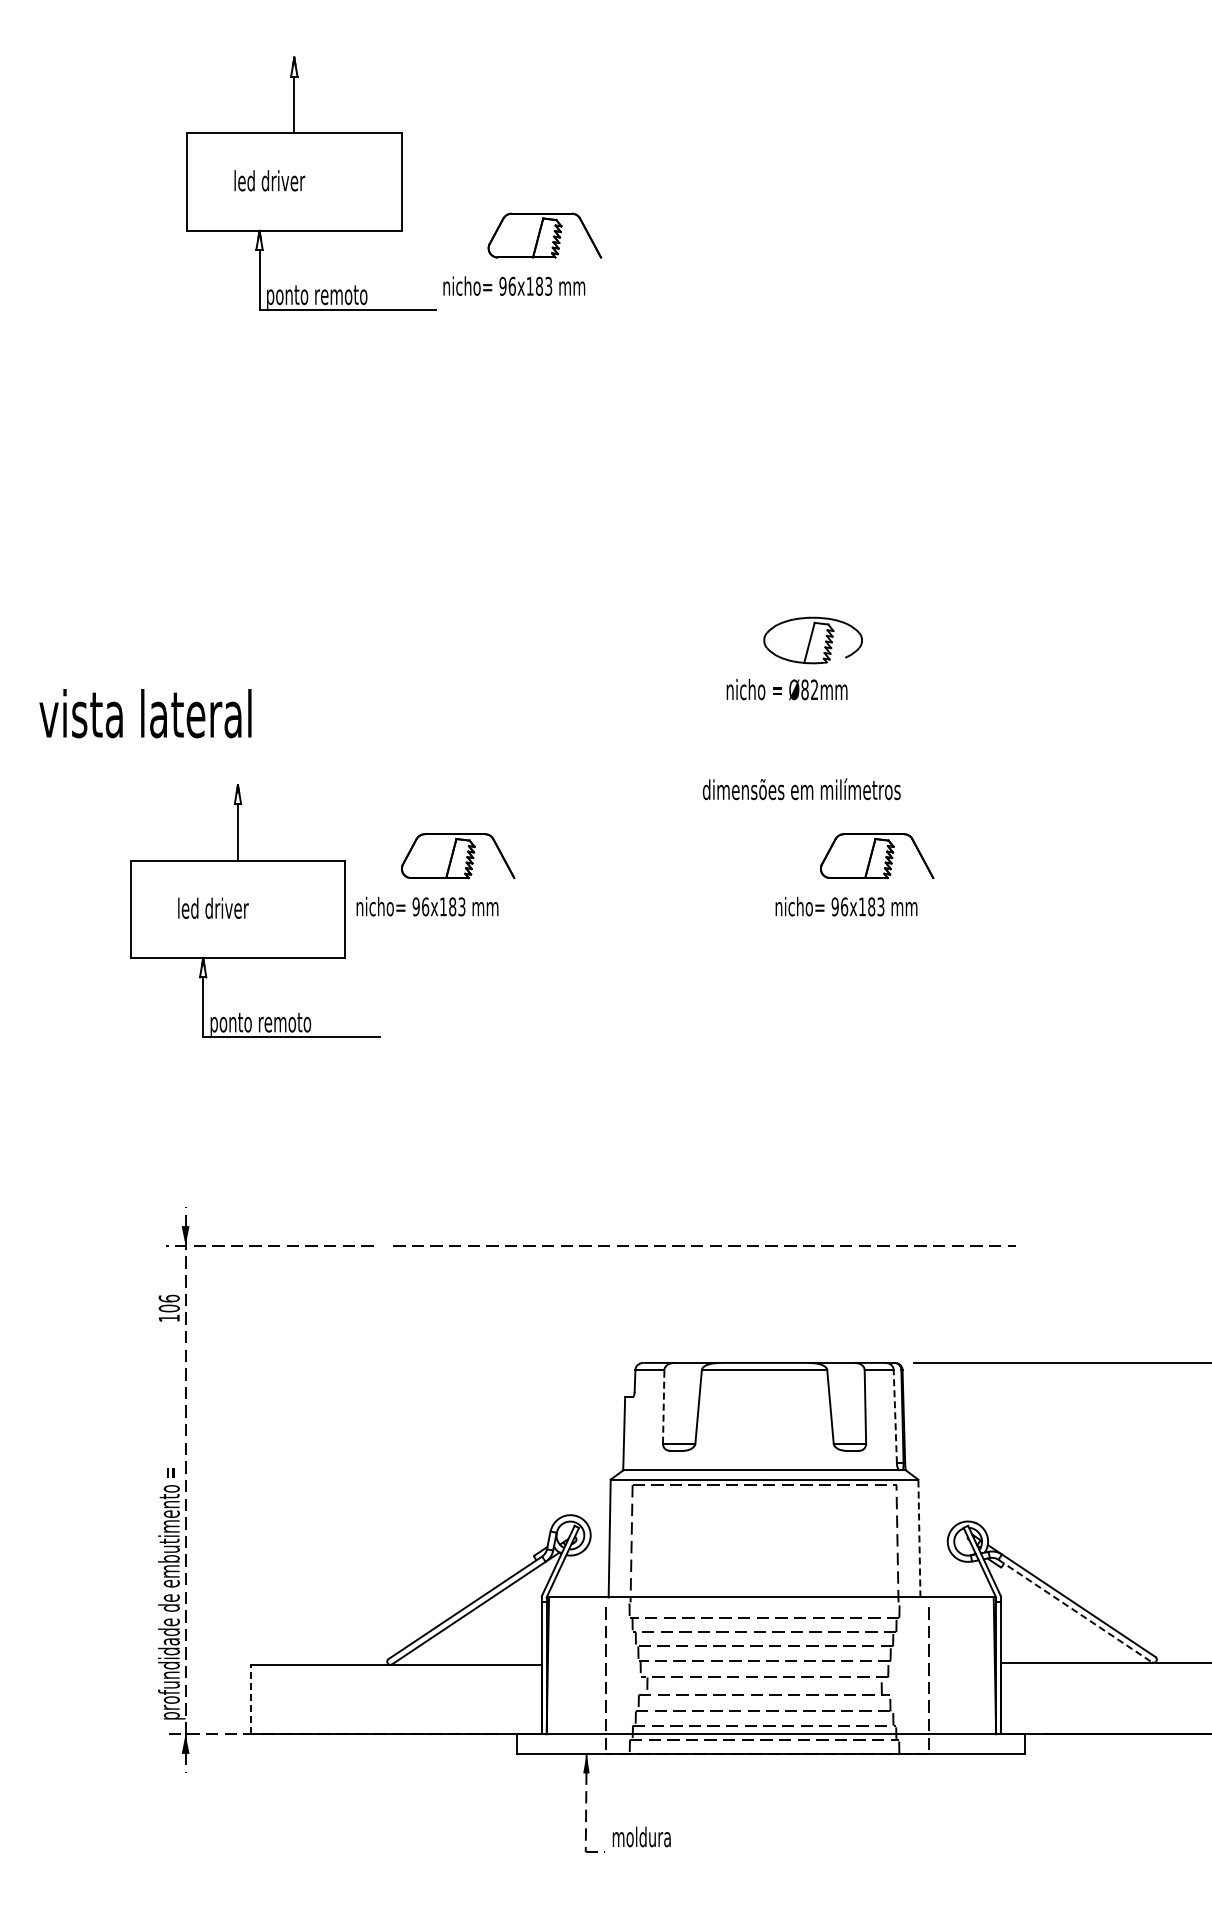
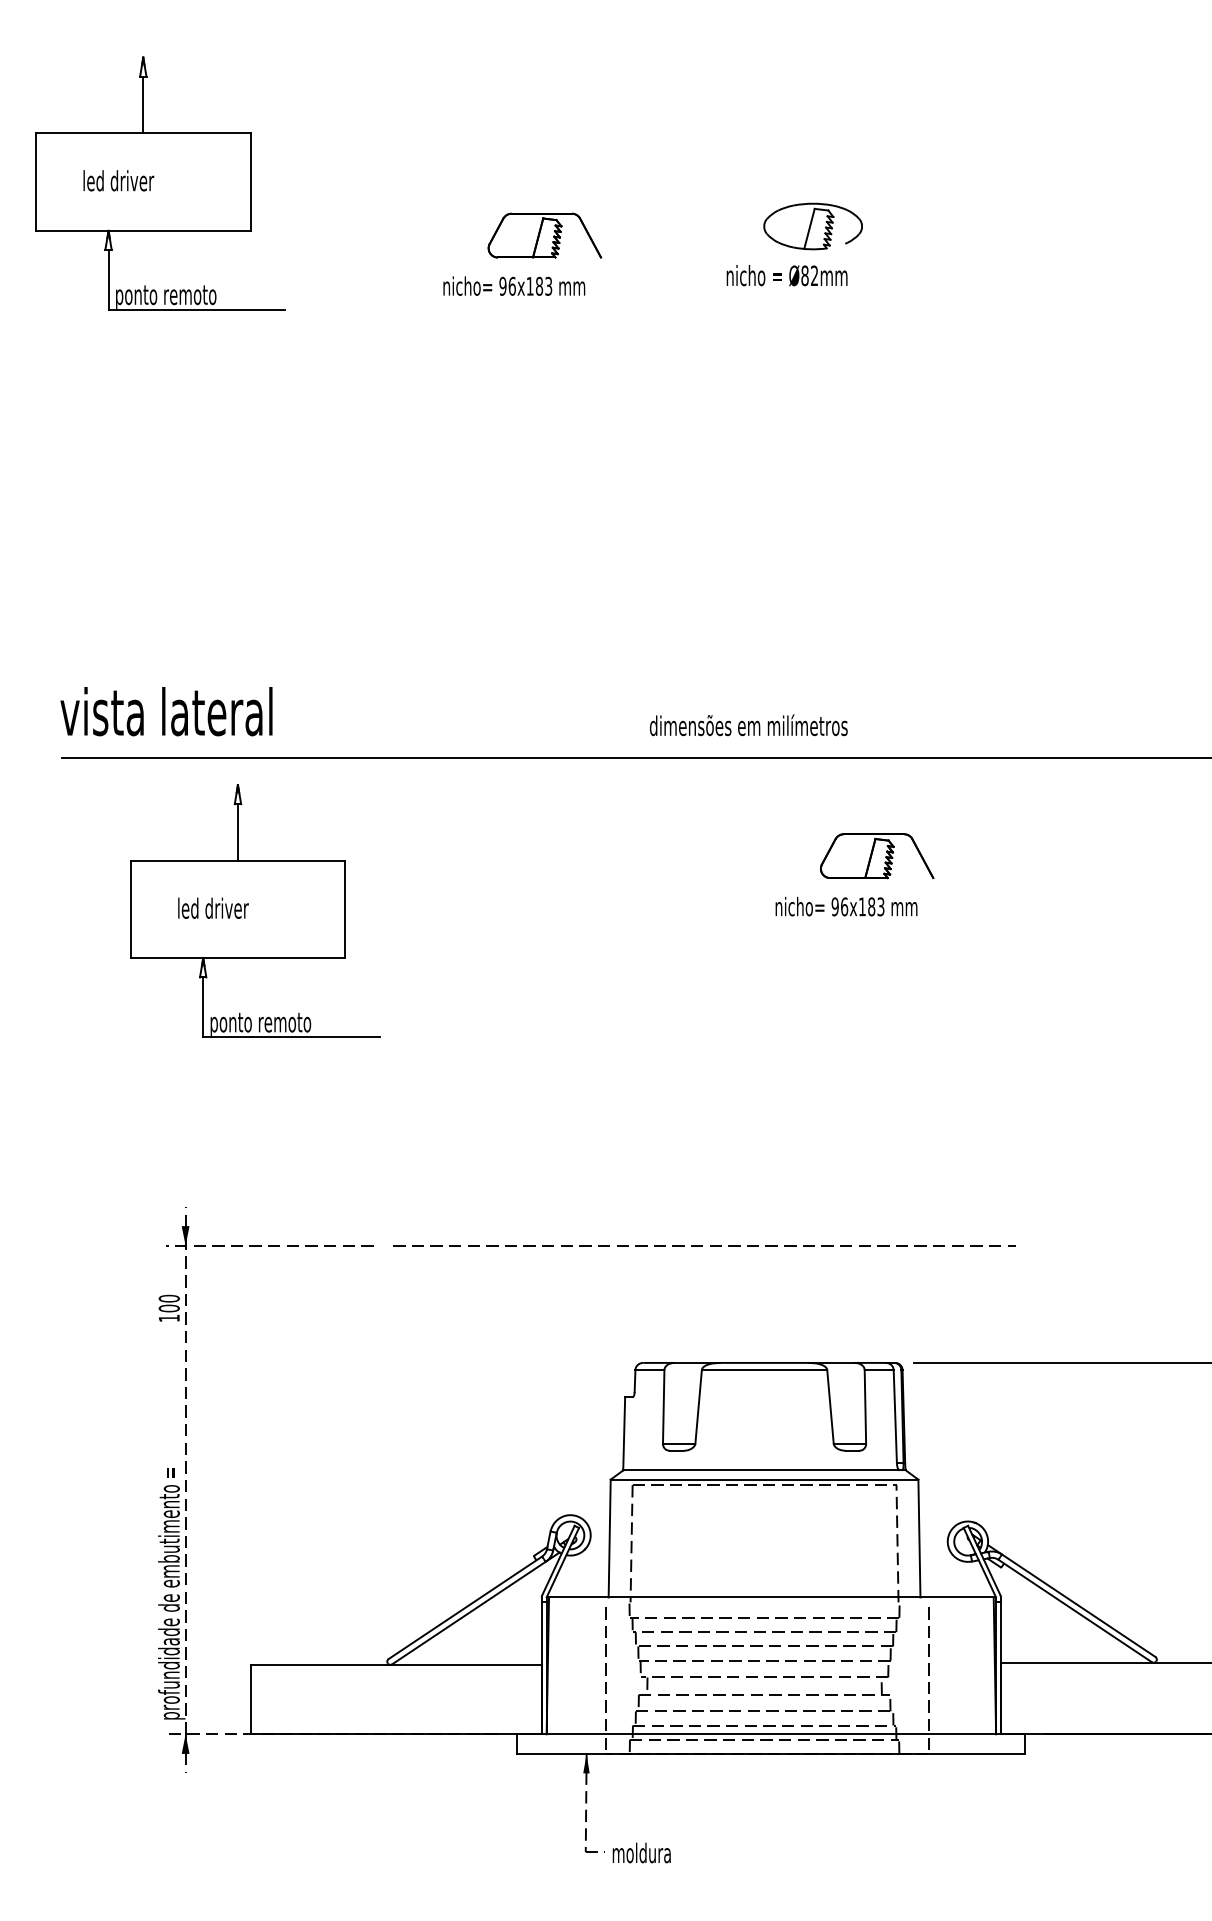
part position: (311, 183) -> (160, 183) (160, 183)
part position: (794, 658) -> (794, 244) (794, 244)
text position: (145, 713) -> (166, 711) (166, 711)
line: none -> present (634, 757)
text position: (801, 789) -> (748, 725) (748, 725)
part: present -> none (435, 874)
text: 106 -> 100 (168, 1298)
line: dashed -> solid (663, 1406)
line: dashed -> solid (895, 1416)
line: dashed -> solid (919, 1538)
line: dashed -> solid (1075, 1611)
line: dashed -> solid (251, 1699)
text position: (641, 1836) -> (641, 1852) (641, 1852)
